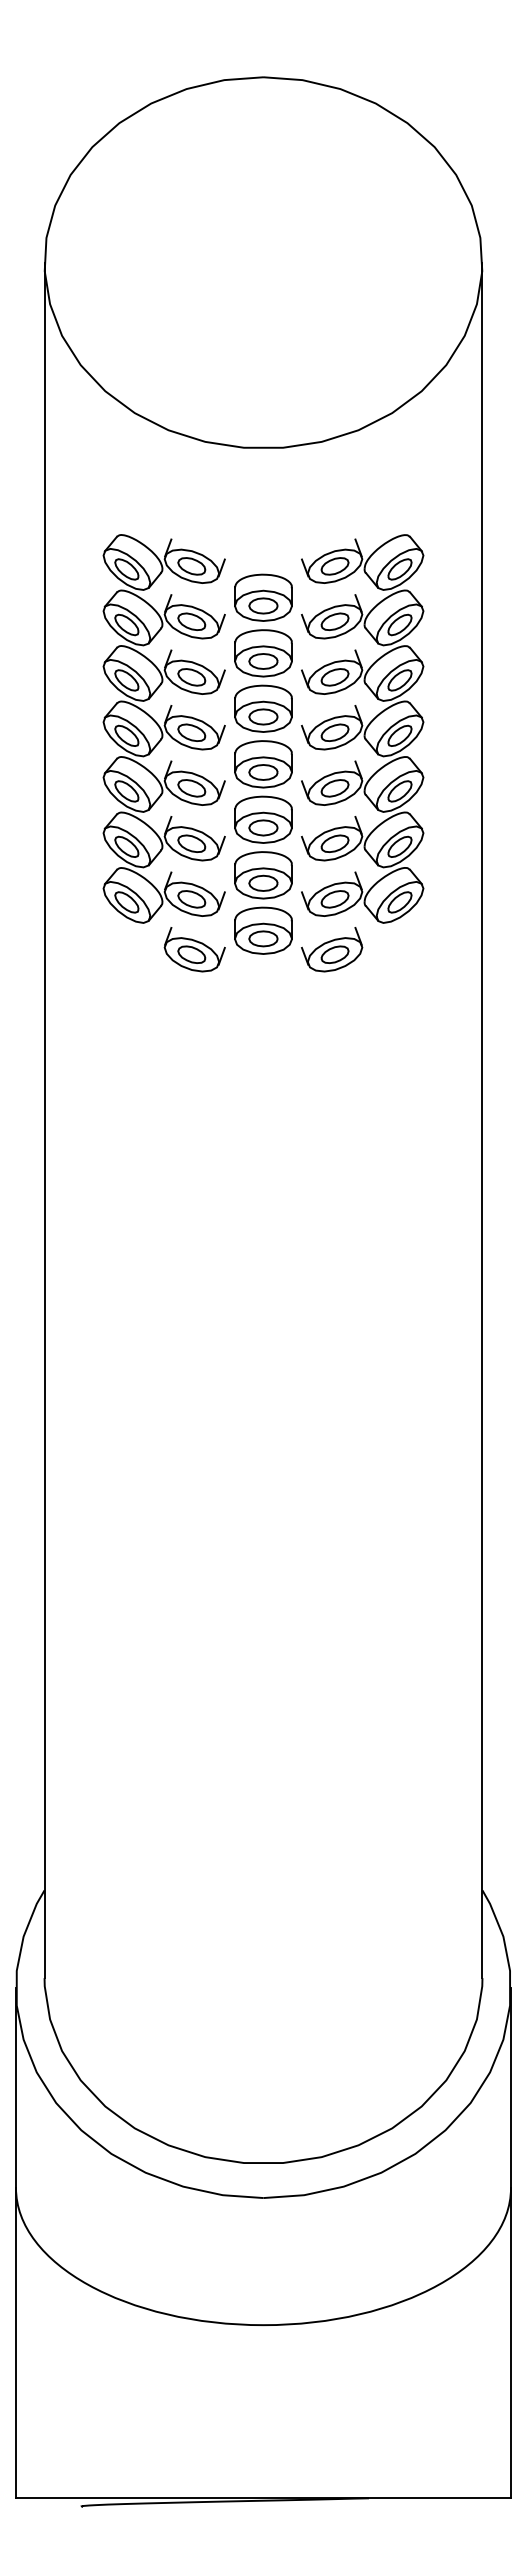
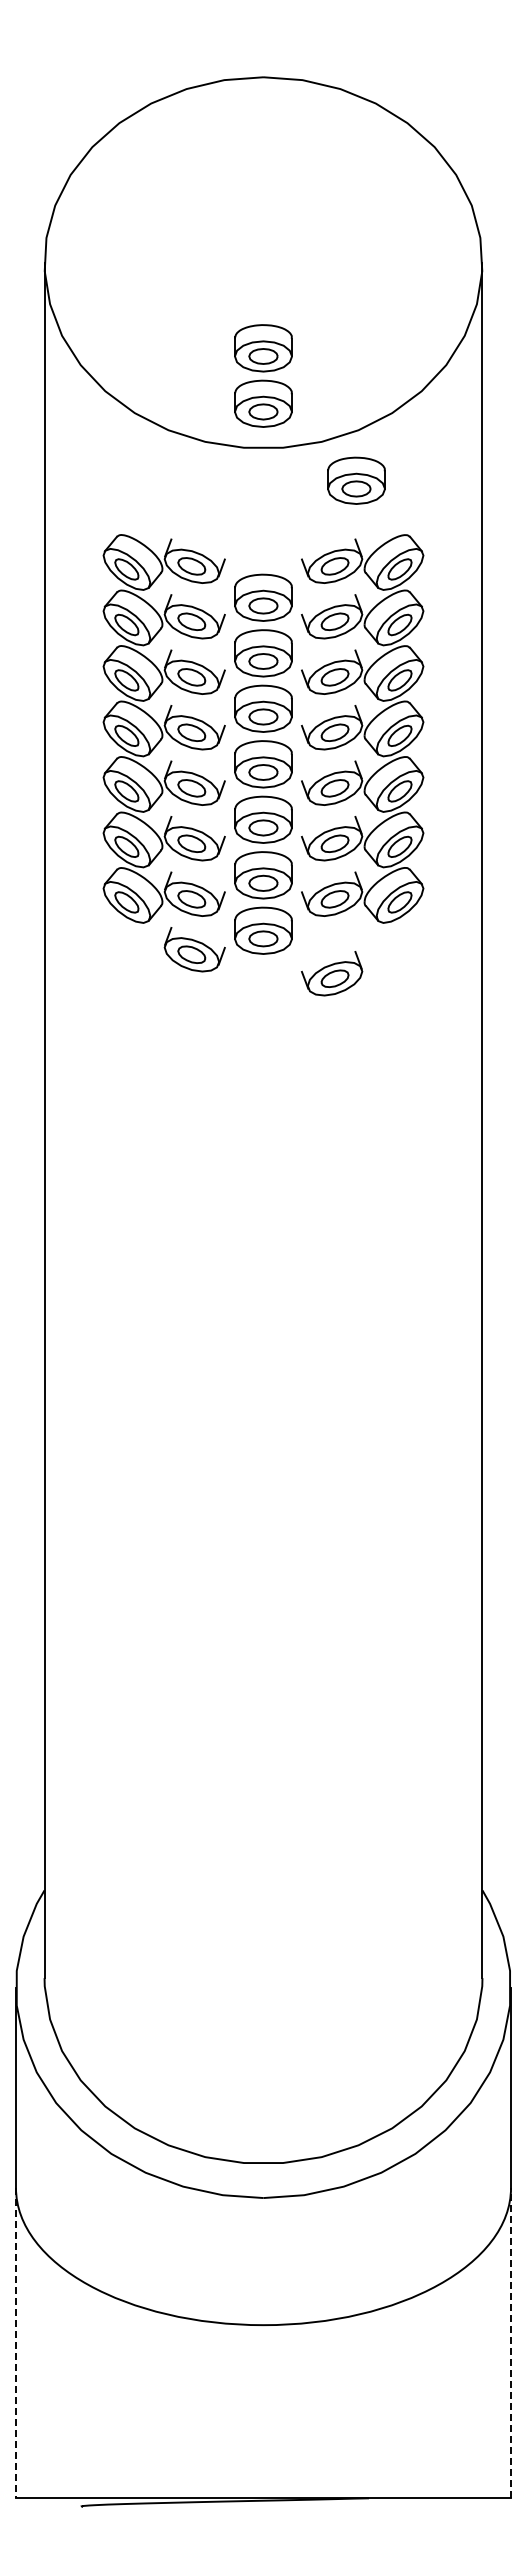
part: none -> present (263, 375)
part: none -> present (356, 480)
part position: (332, 949) -> (332, 973) (332, 973)
line: solid -> dashed (511, 2342)
line: solid -> dashed (16, 2343)
